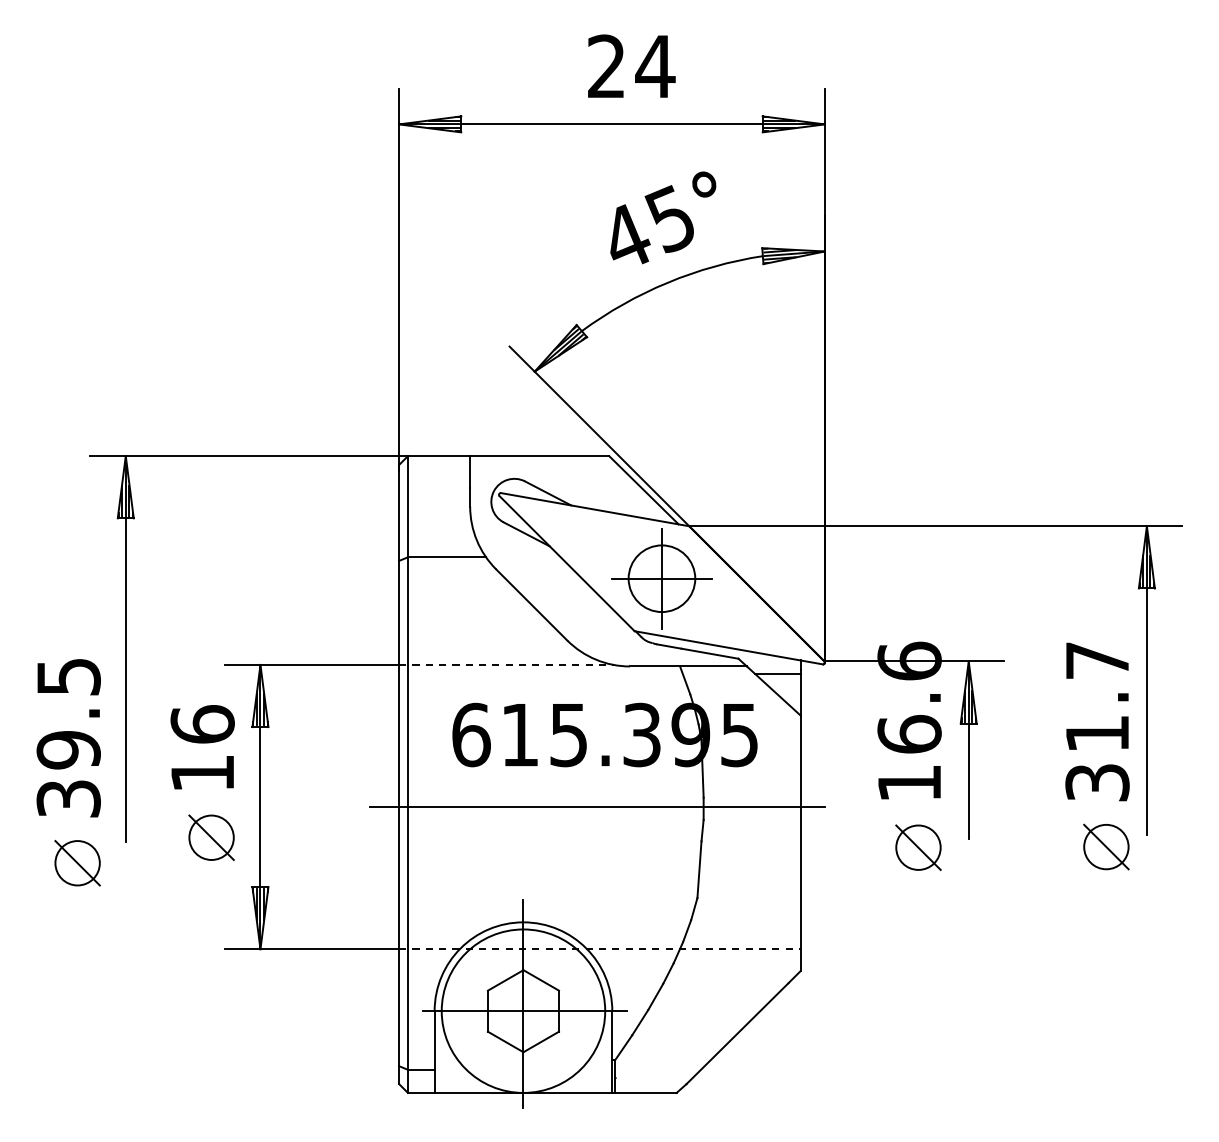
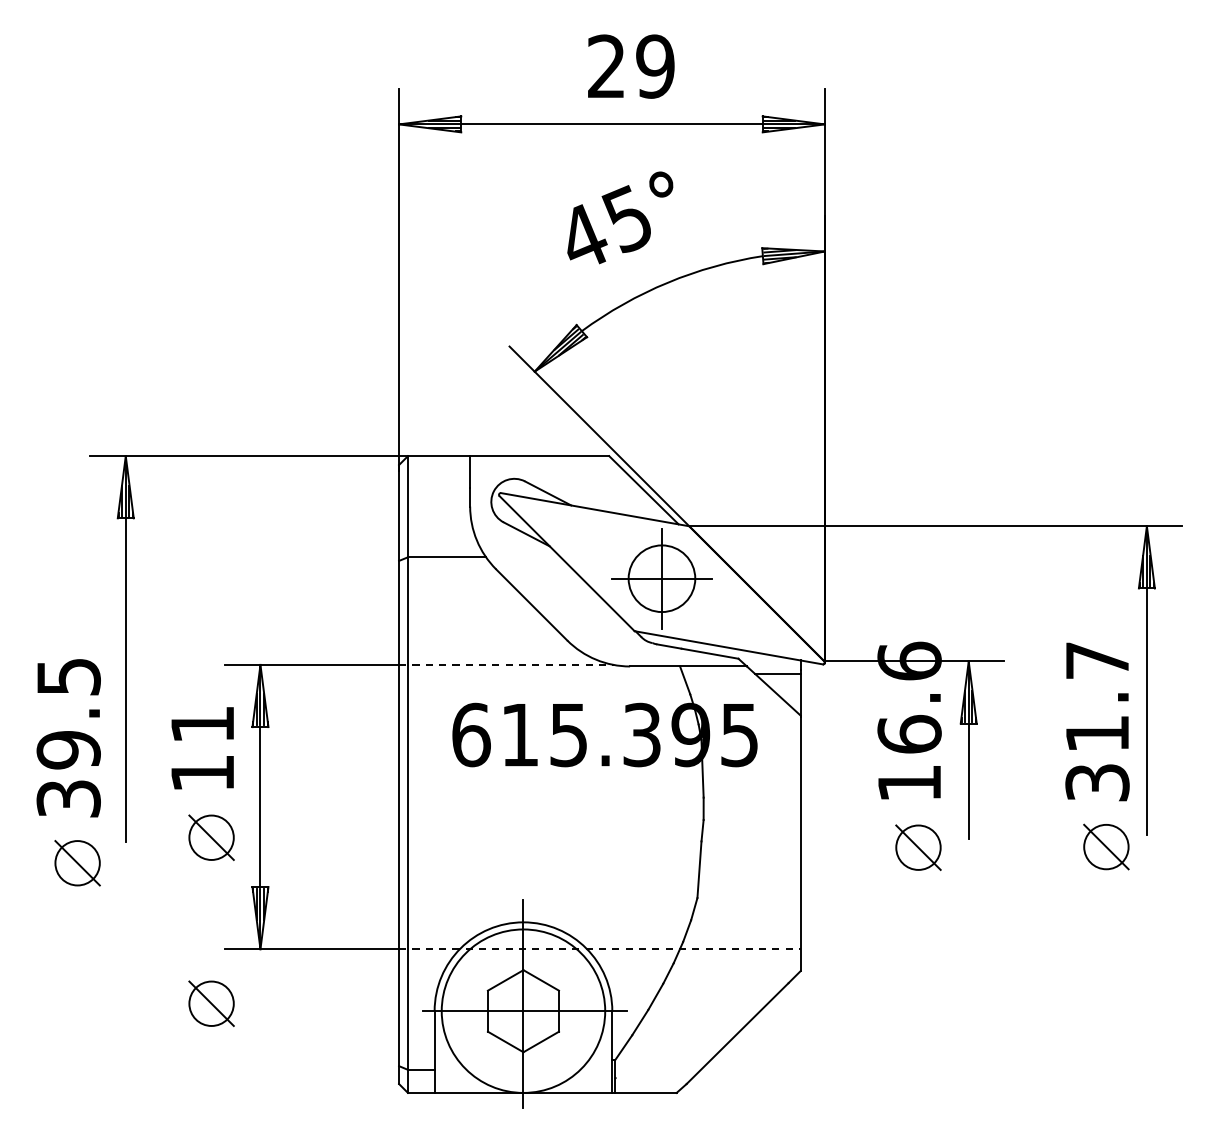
text: 24 -> 29 (655, 66)
text position: (663, 217) -> (620, 217) (620, 217)
text: 16 -> 11 (202, 724)
line: present -> none (596, 807)
part: none -> present (211, 1003)
